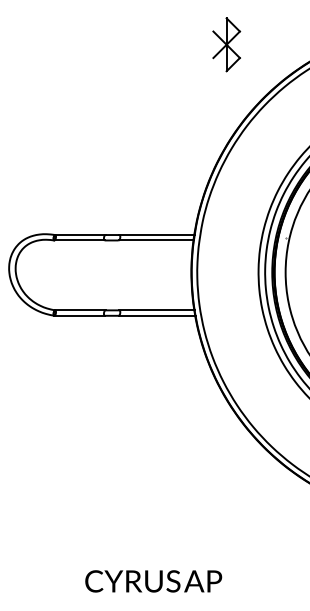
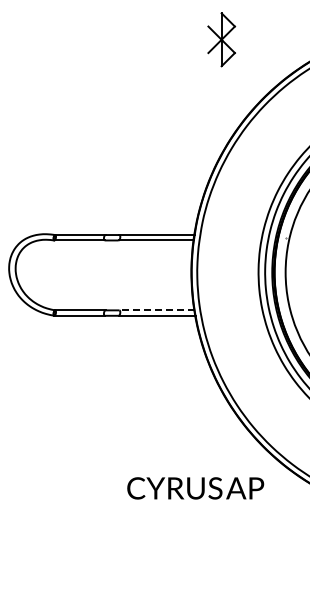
part position: (226, 44) -> (221, 39) (221, 39)
line: solid -> dashed (157, 310)
text position: (153, 581) -> (195, 488) (195, 488)
